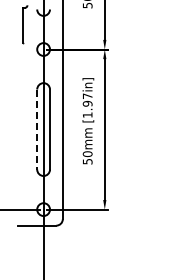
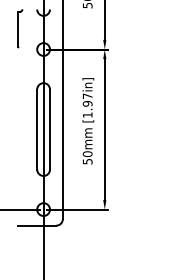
part position: (25, 24) -> (20, 28) (20, 28)
line: dashed -> solid (37, 130)
